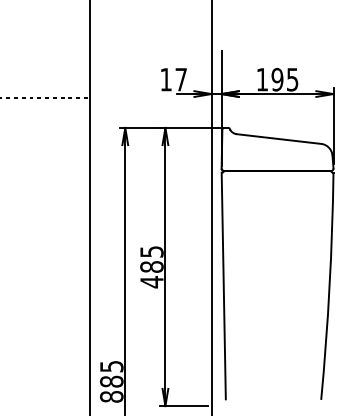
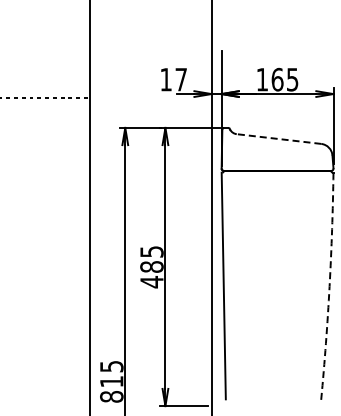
text: 195 -> 165 (277, 79)
line: solid -> dashed (279, 139)
arc: solid -> dashed (329, 286)
text: 885 -> 815 (111, 381)
